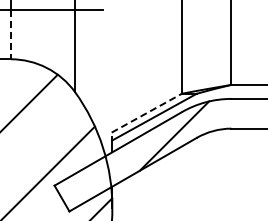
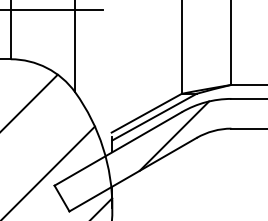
line: dashed -> solid (10, 34)
line: dashed -> solid (147, 112)
